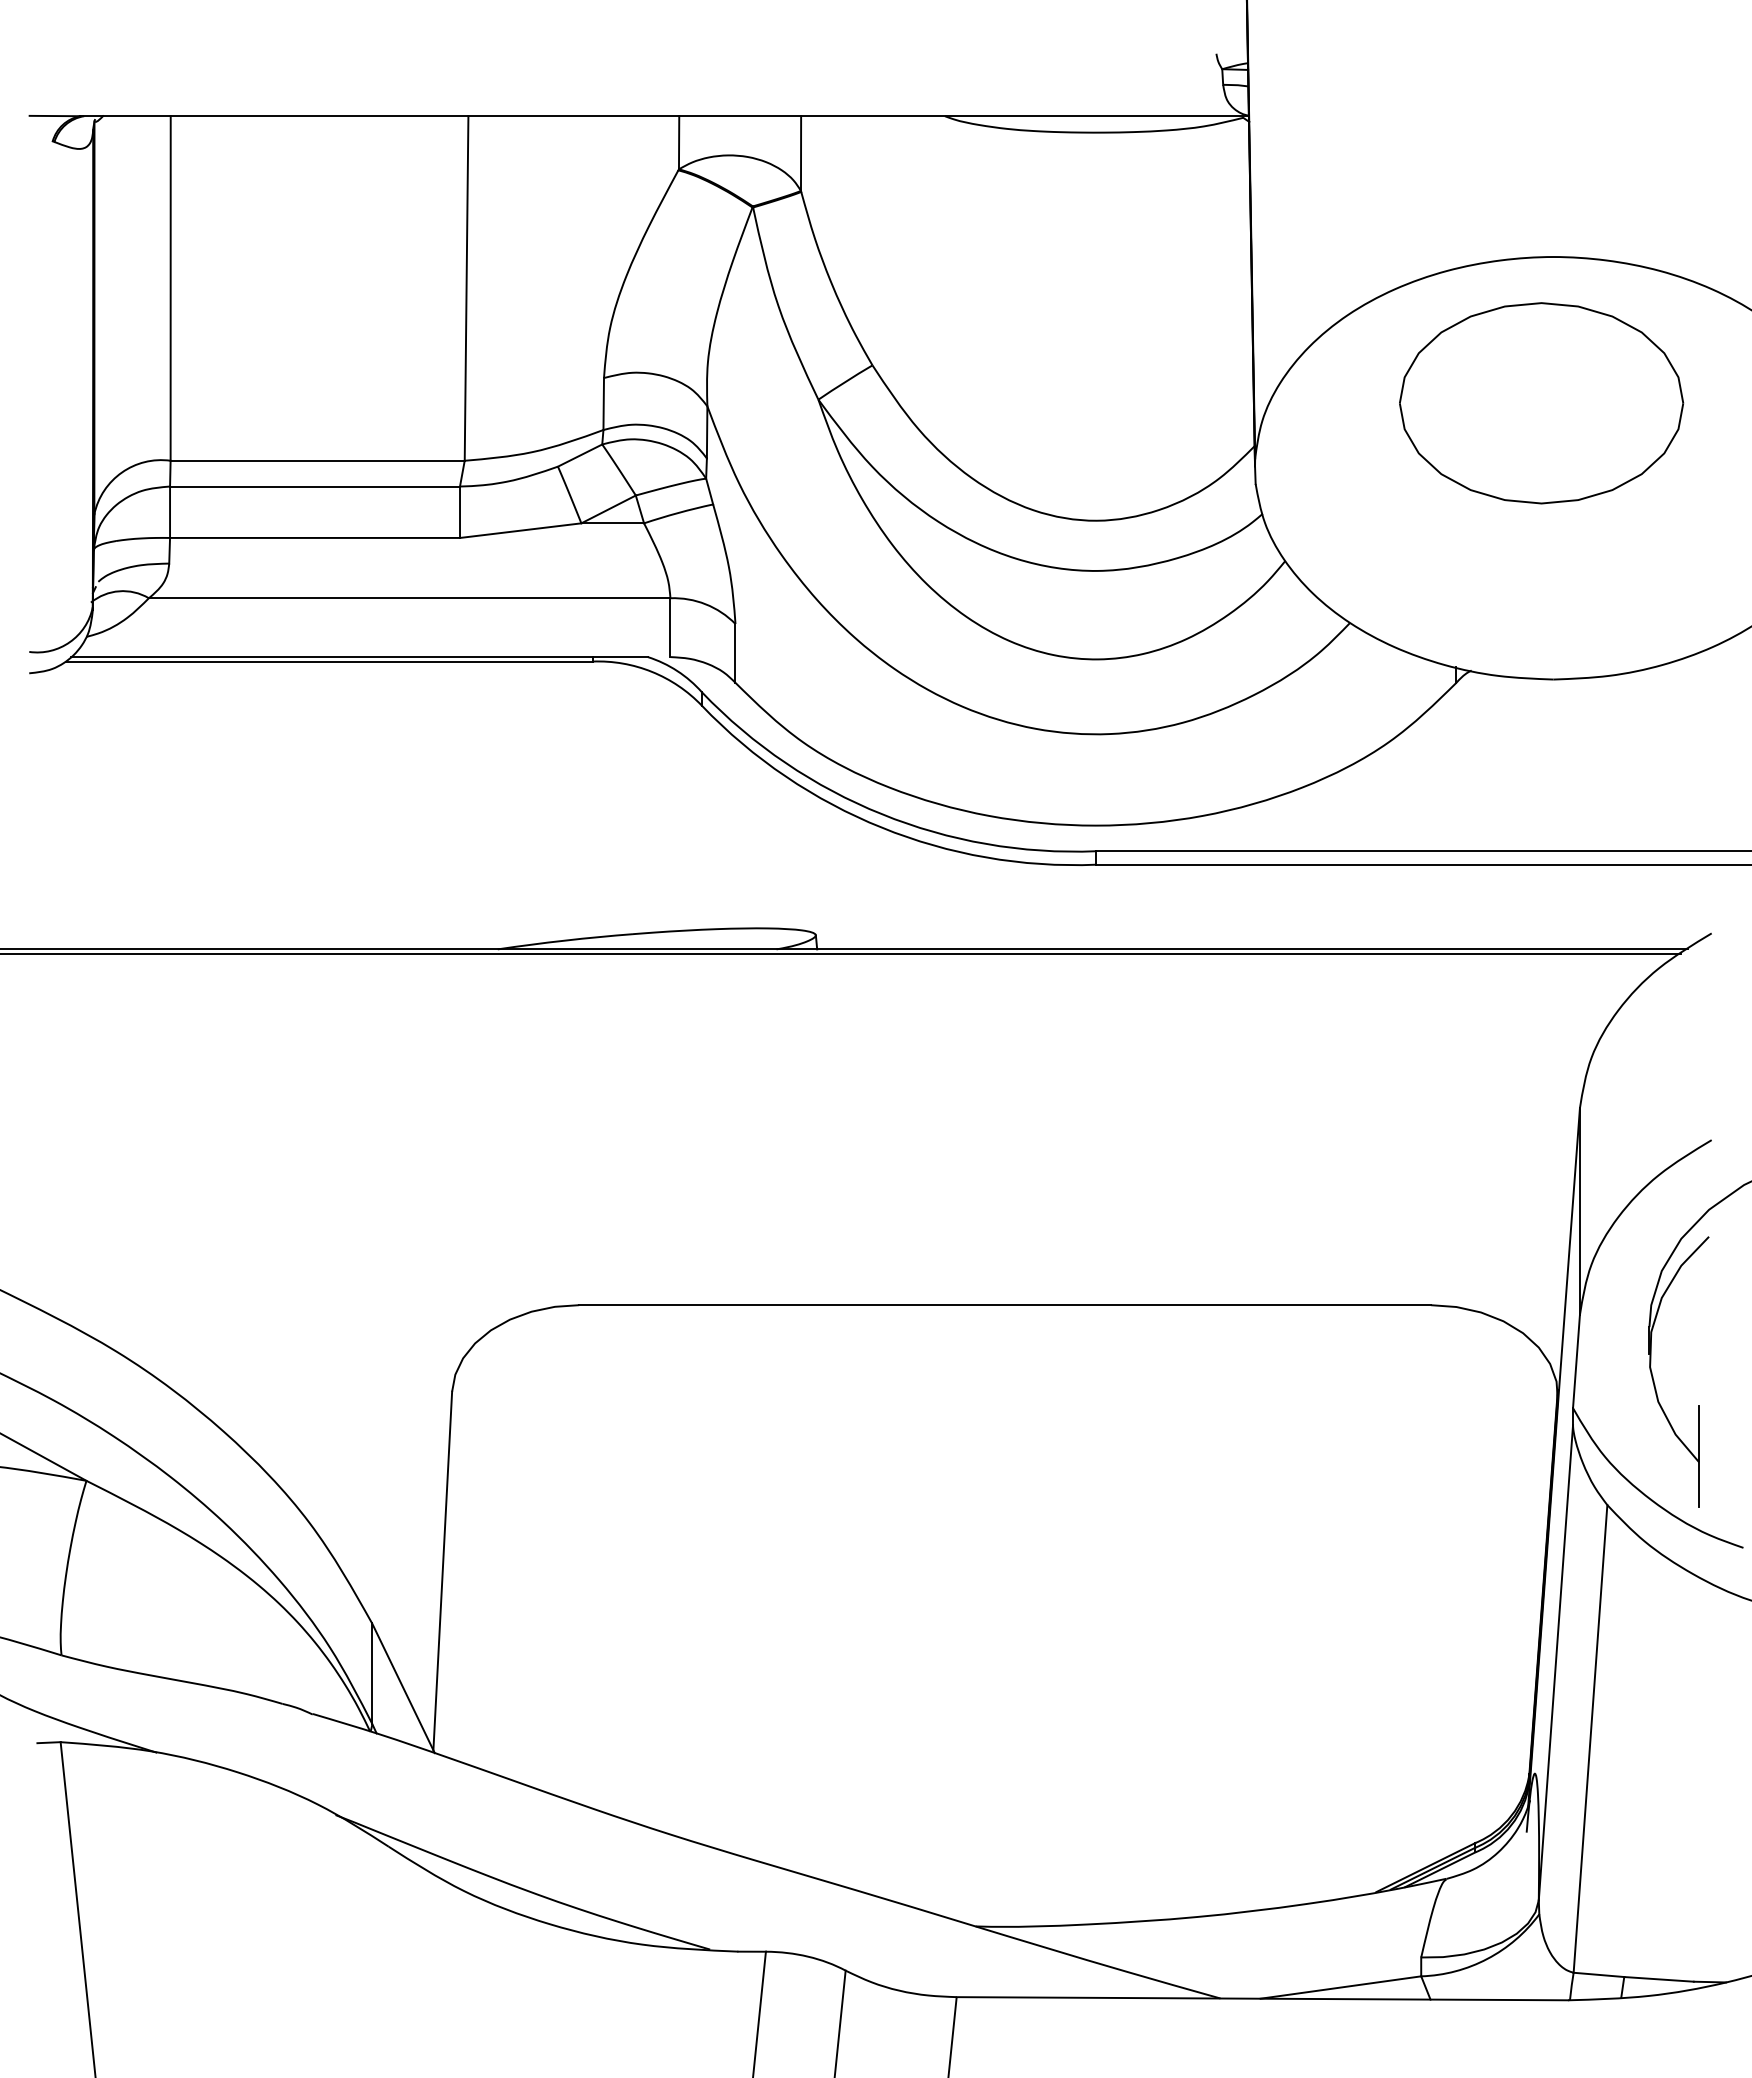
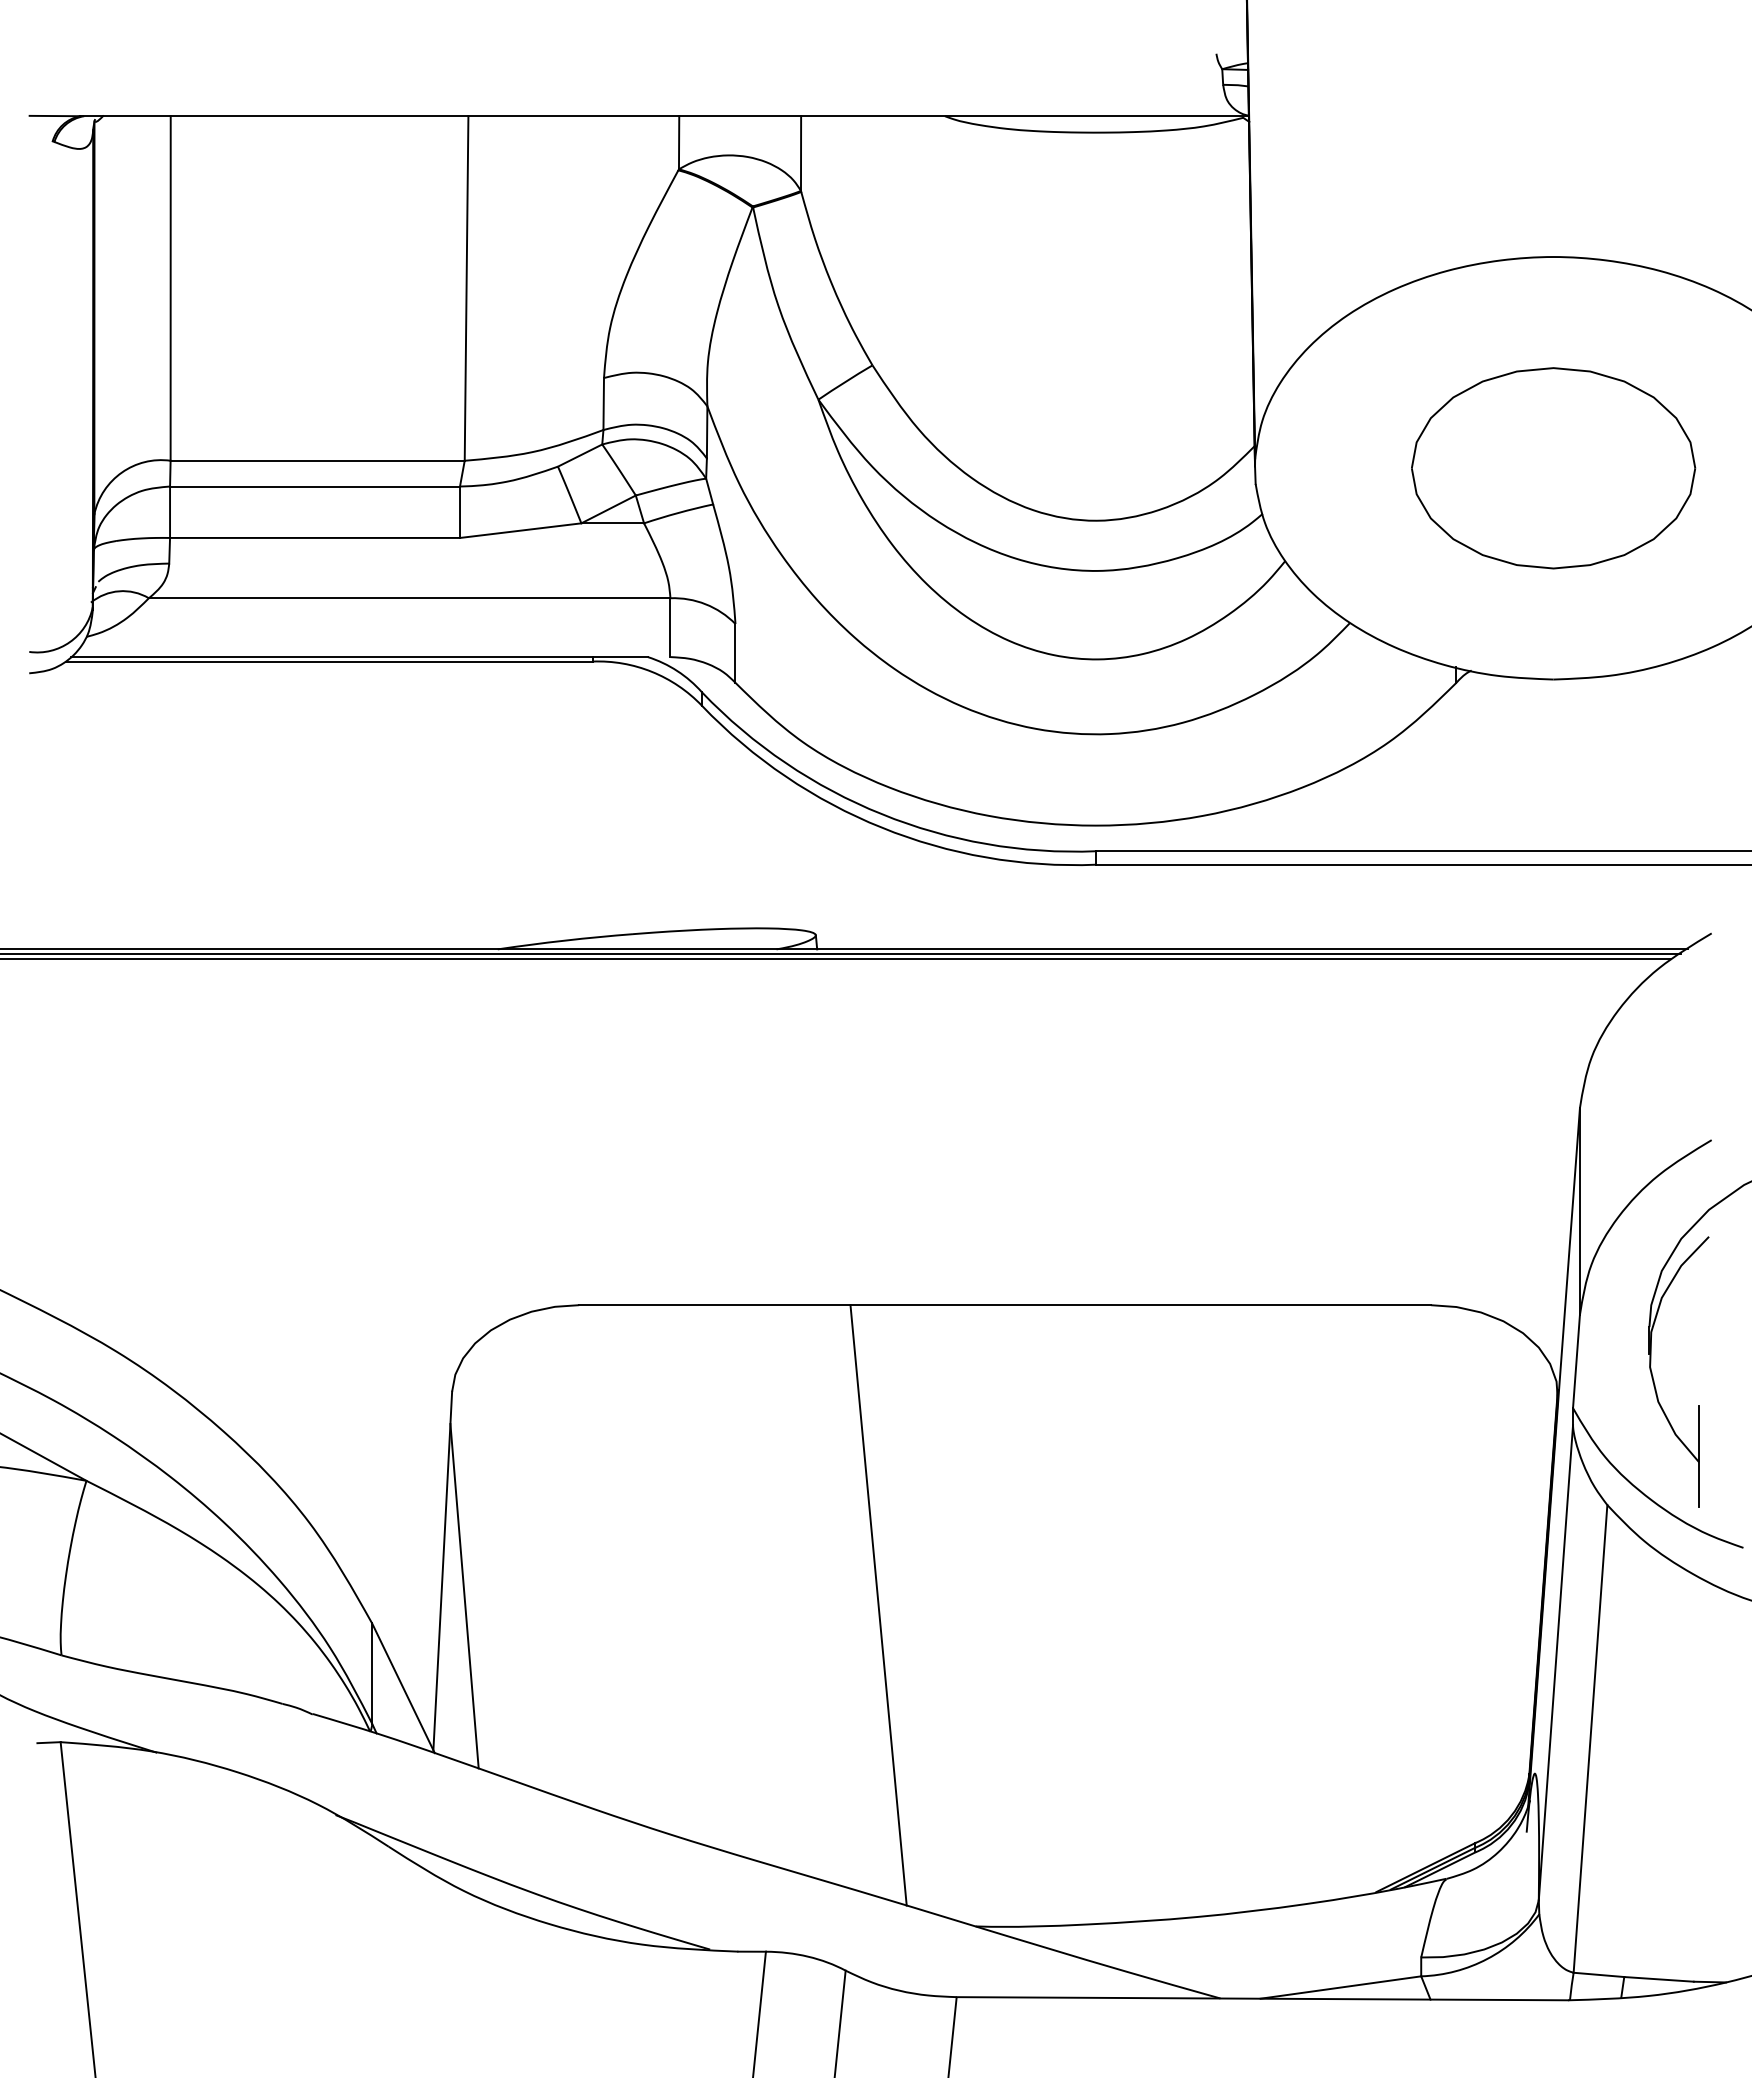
part position: (1541, 403) -> (1553, 468) (1553, 468)
line: none -> present (836, 958)
line: none -> present (464, 1596)
line: none -> present (878, 1605)
